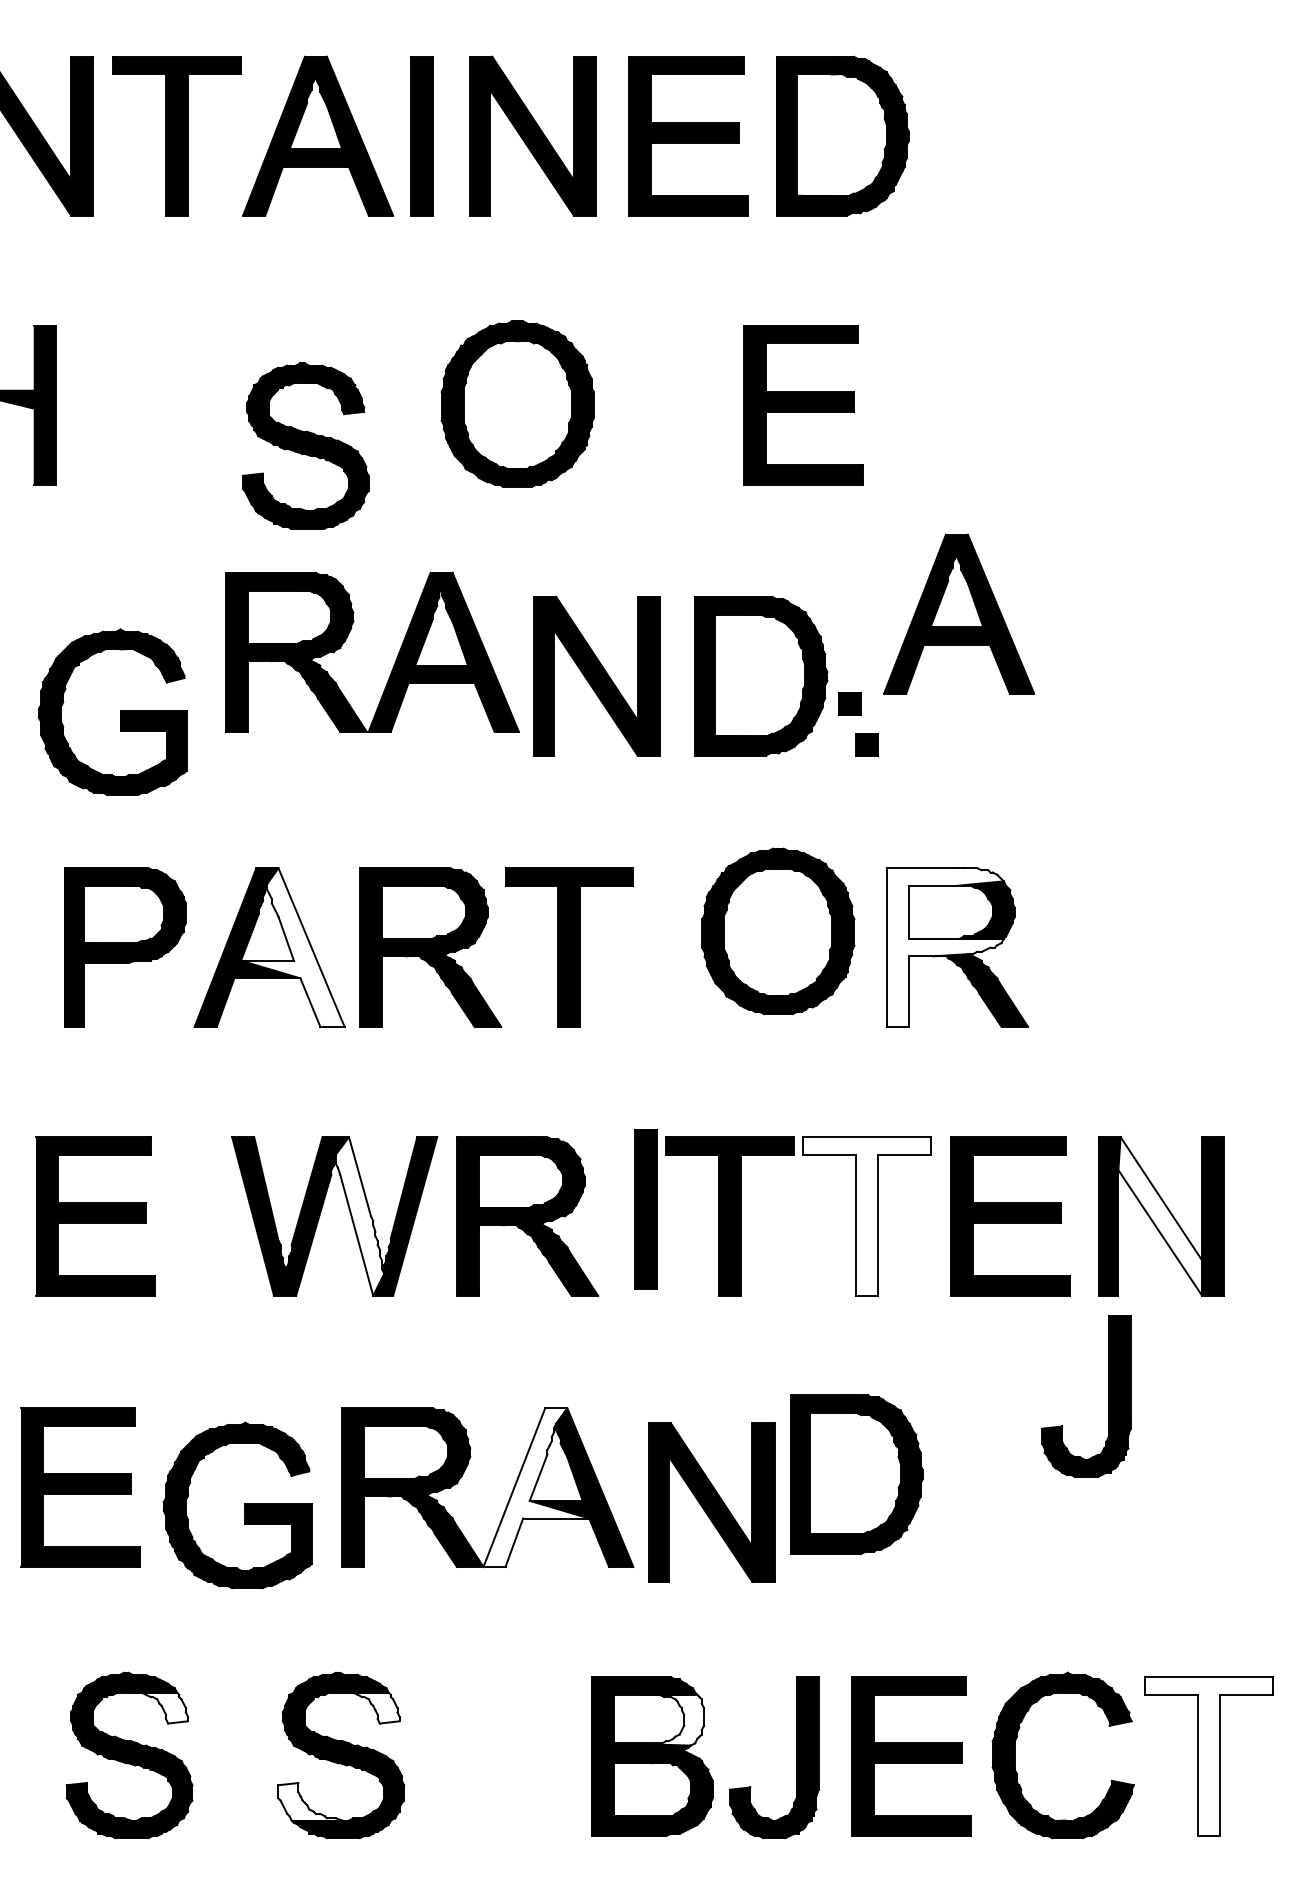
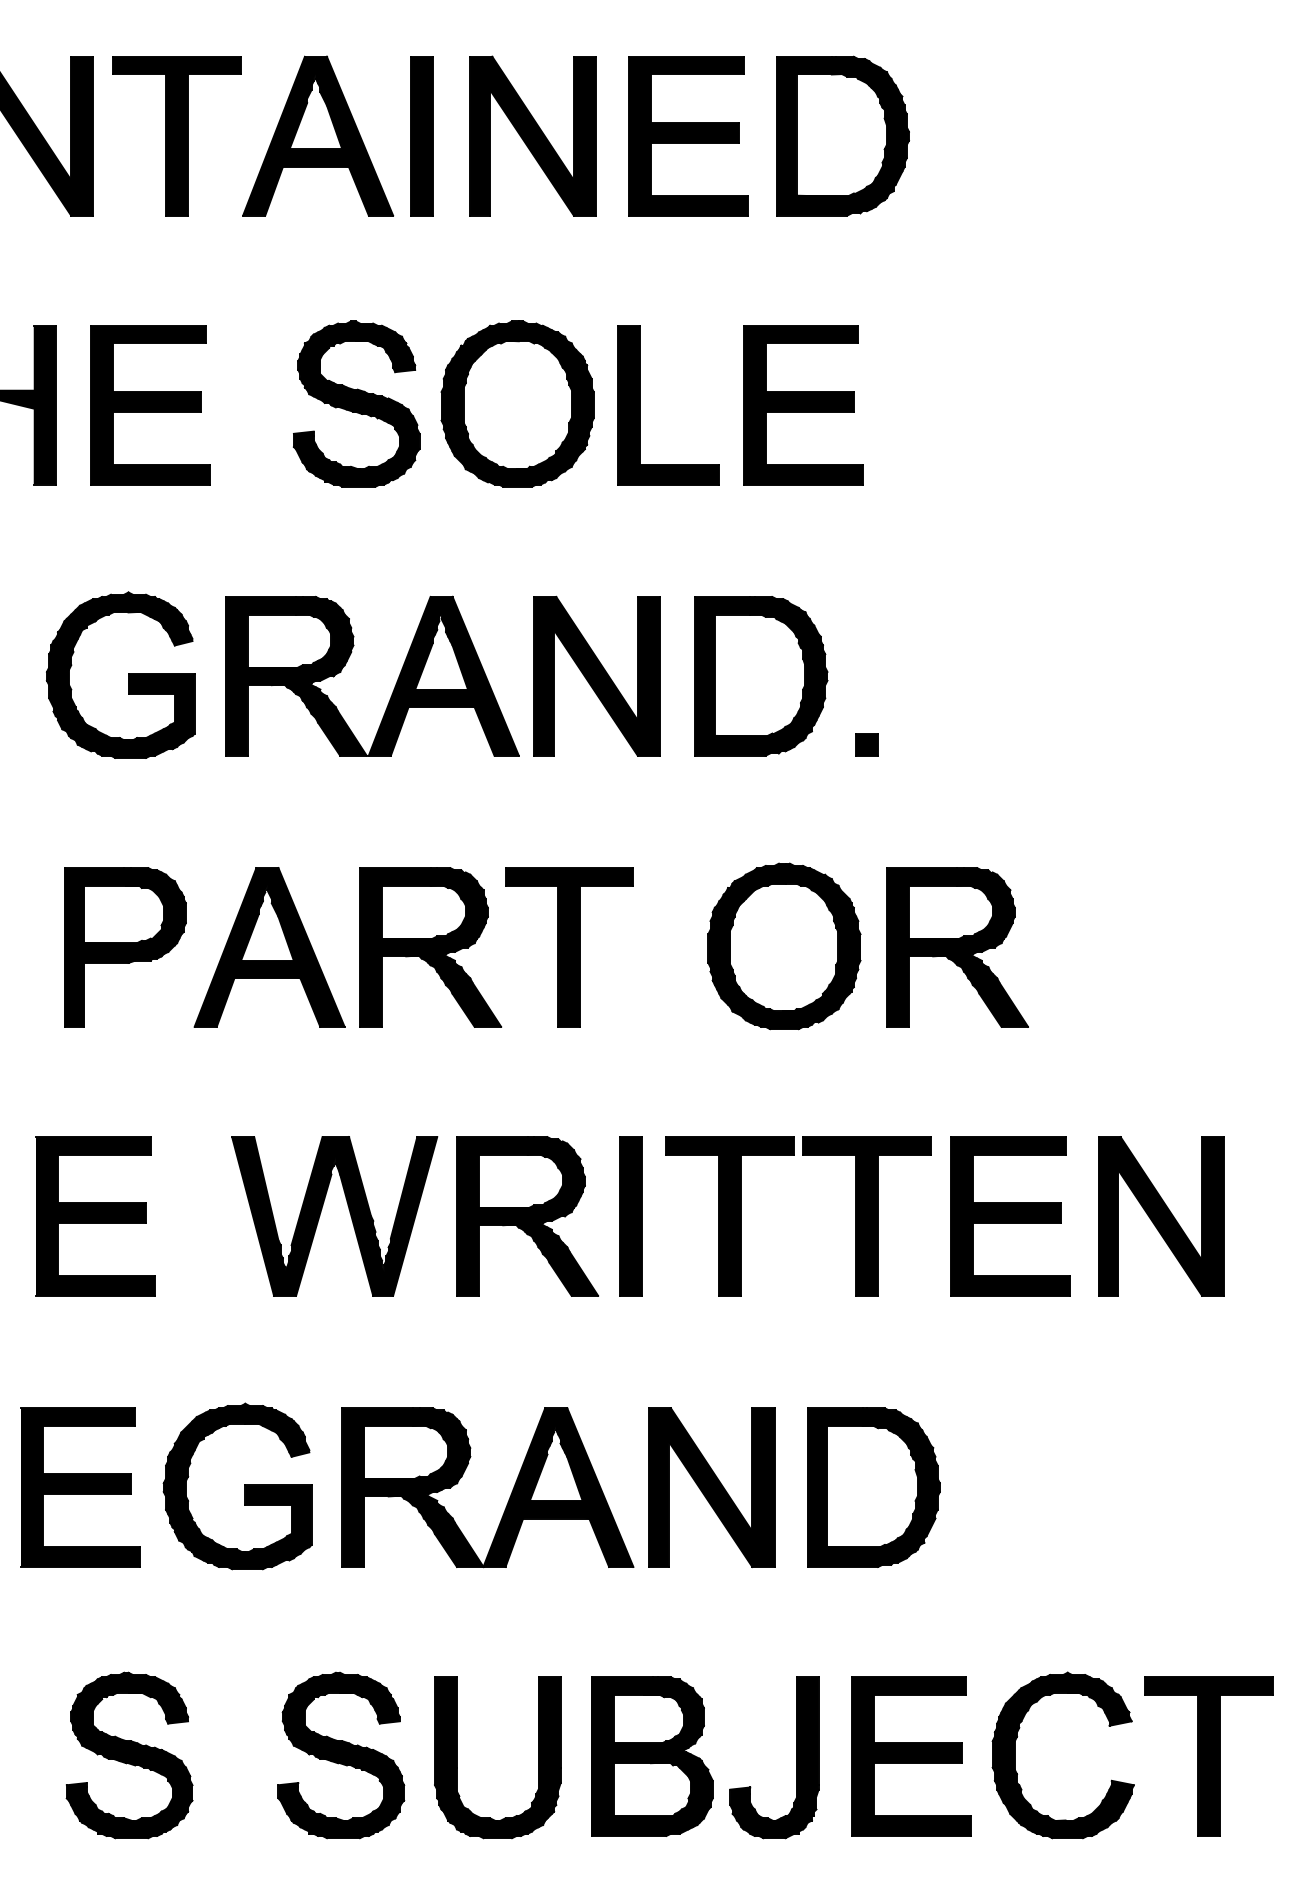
part: none -> present (150, 405)
part: none -> present (640, 405)
part position: (305, 445) -> (356, 403) (356, 403)
part: present -> none (959, 613)
part position: (394, 662) -> (394, 686) (394, 686)
part: present -> none (849, 703)
part position: (120, 711) -> (128, 674) (128, 674)
part position: (778, 931) -> (784, 946) (784, 946)
fill: none -> present (292, 947)
fill: none -> present (944, 947)
part position: (645, 1209) -> (630, 1216) (630, 1216)
fill: none -> present (359, 1216)
fill: none -> present (867, 1216)
fill: none -> present (1160, 1216)
part: present -> none (1108, 1396)
part position: (856, 1474) -> (873, 1487) (873, 1487)
fill: none -> present (536, 1487)
part position: (711, 1502) -> (711, 1487) (711, 1487)
part position: (244, 1505) -> (244, 1486) (244, 1486)
fill: none -> present (164, 1707)
fill: none -> present (376, 1707)
fill: none -> present (658, 1719)
fill: none -> present (1208, 1756)
part: none -> present (457, 1757)
fill: none -> present (310, 1801)
